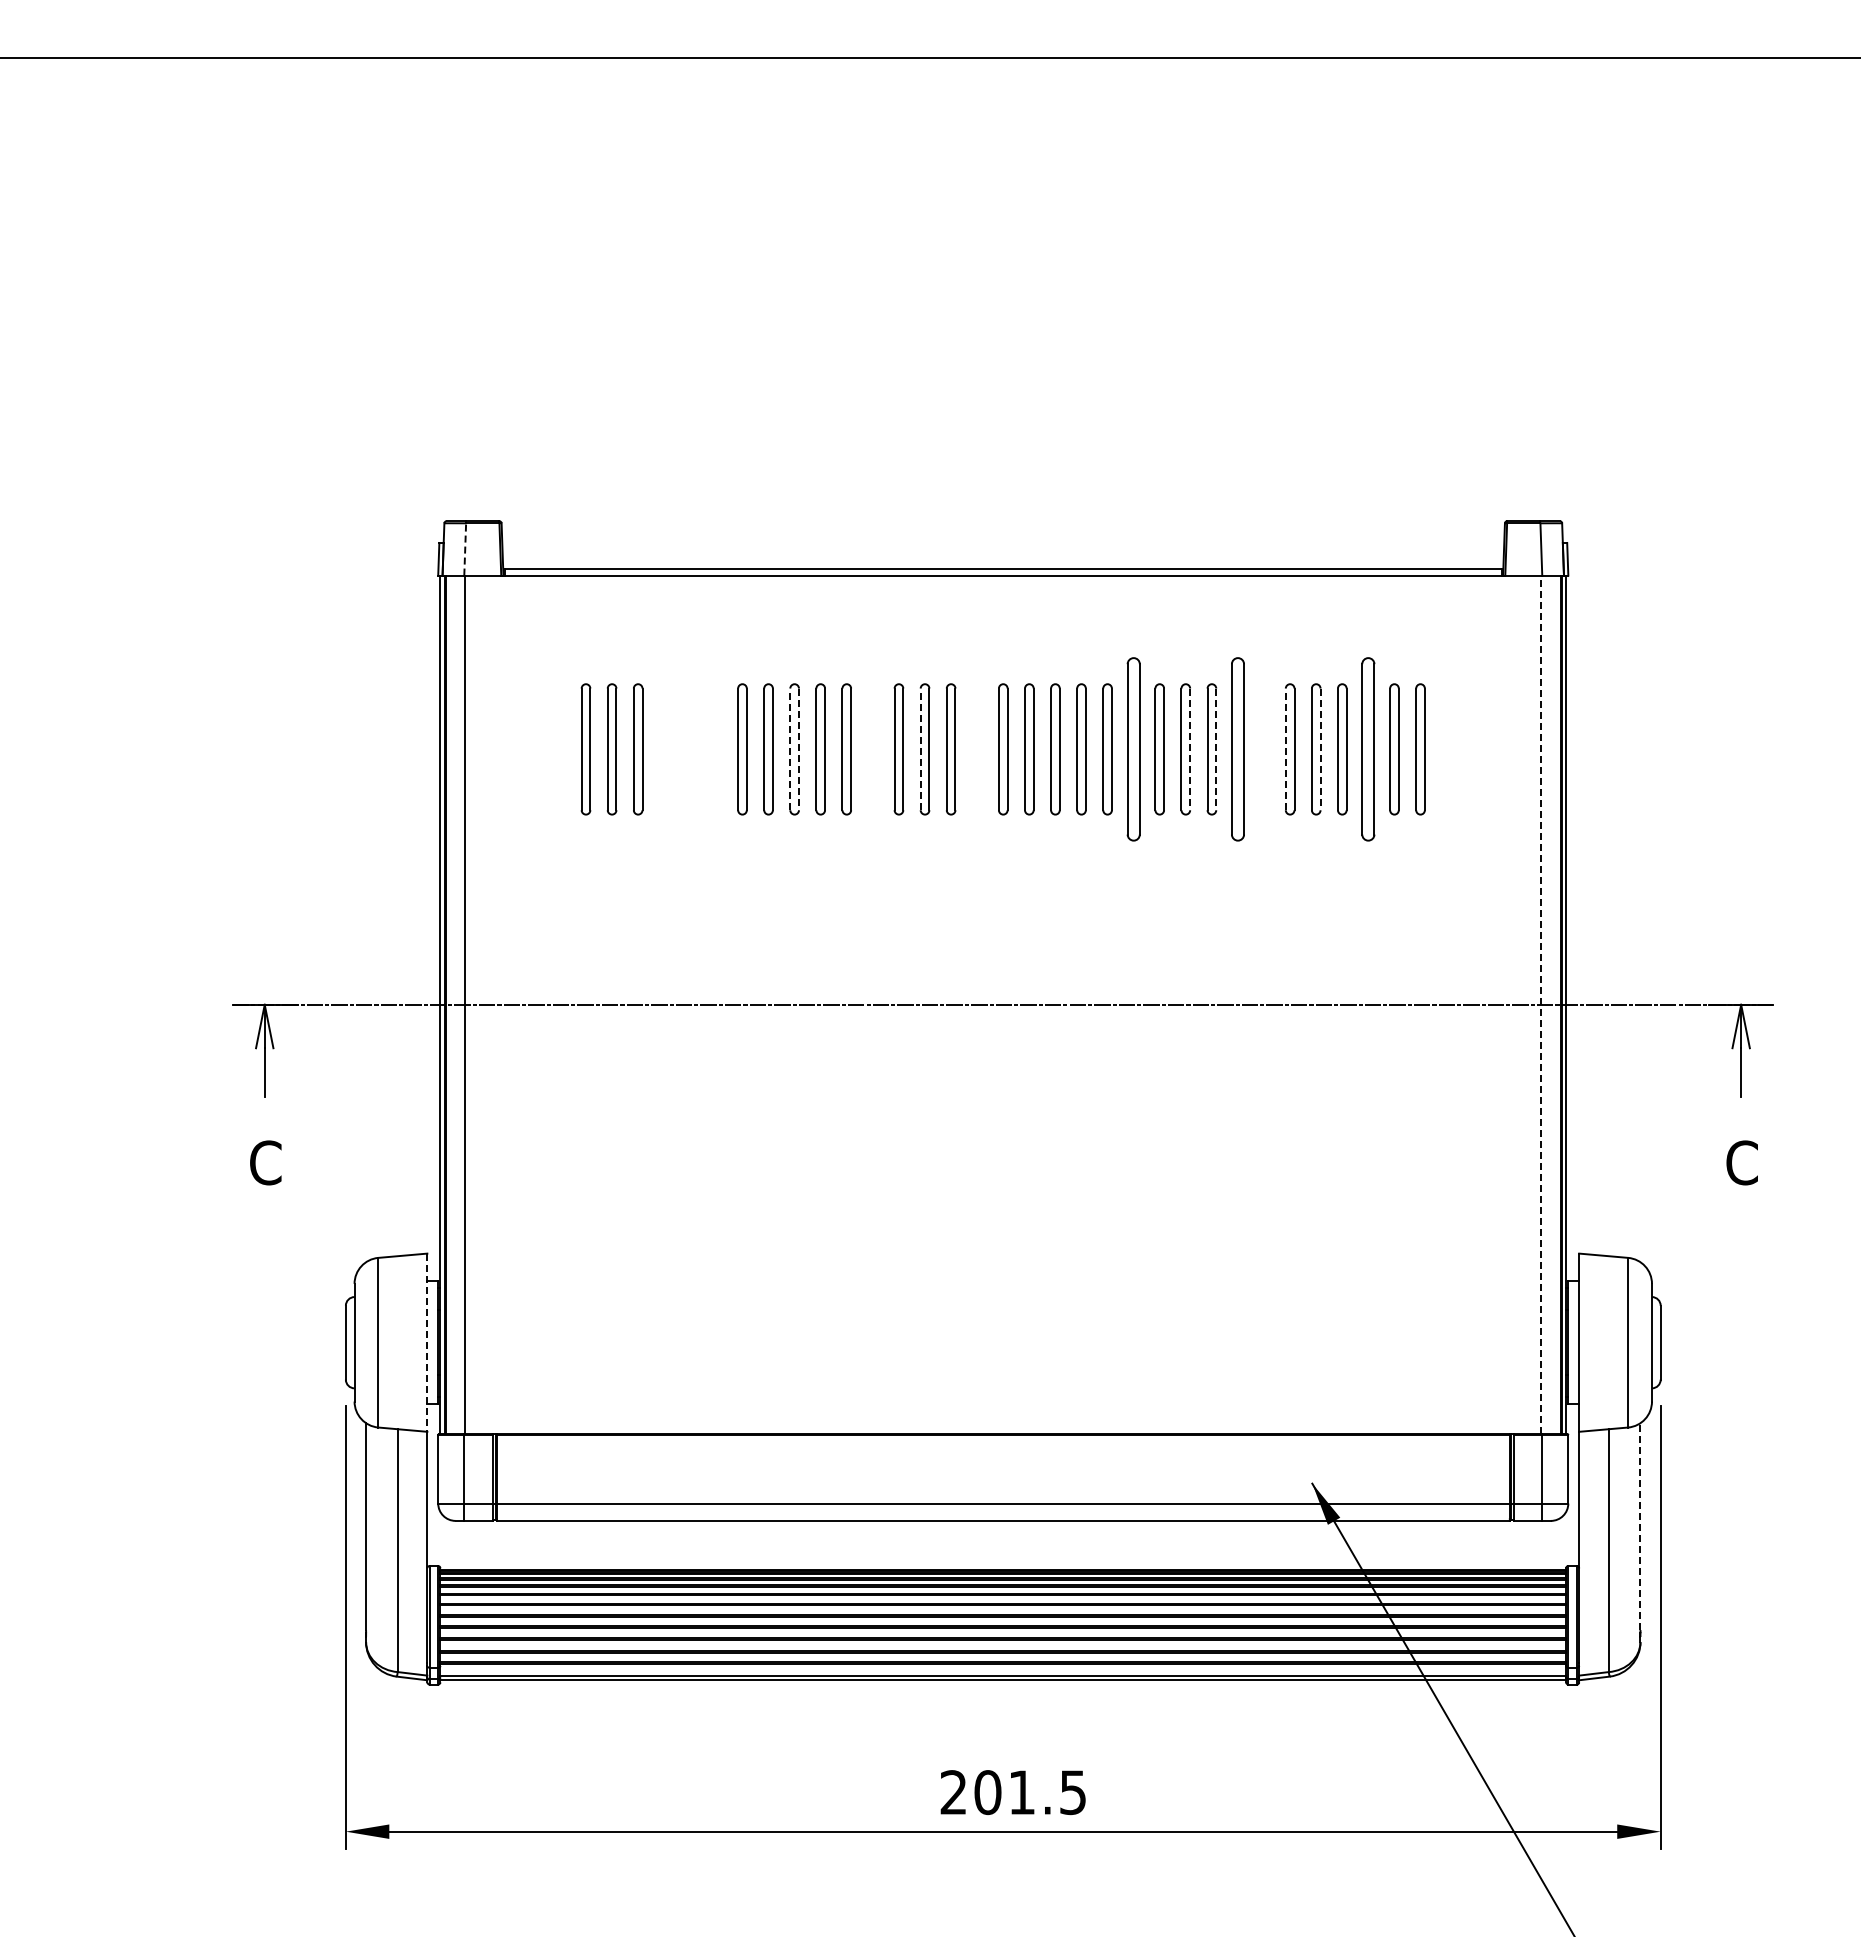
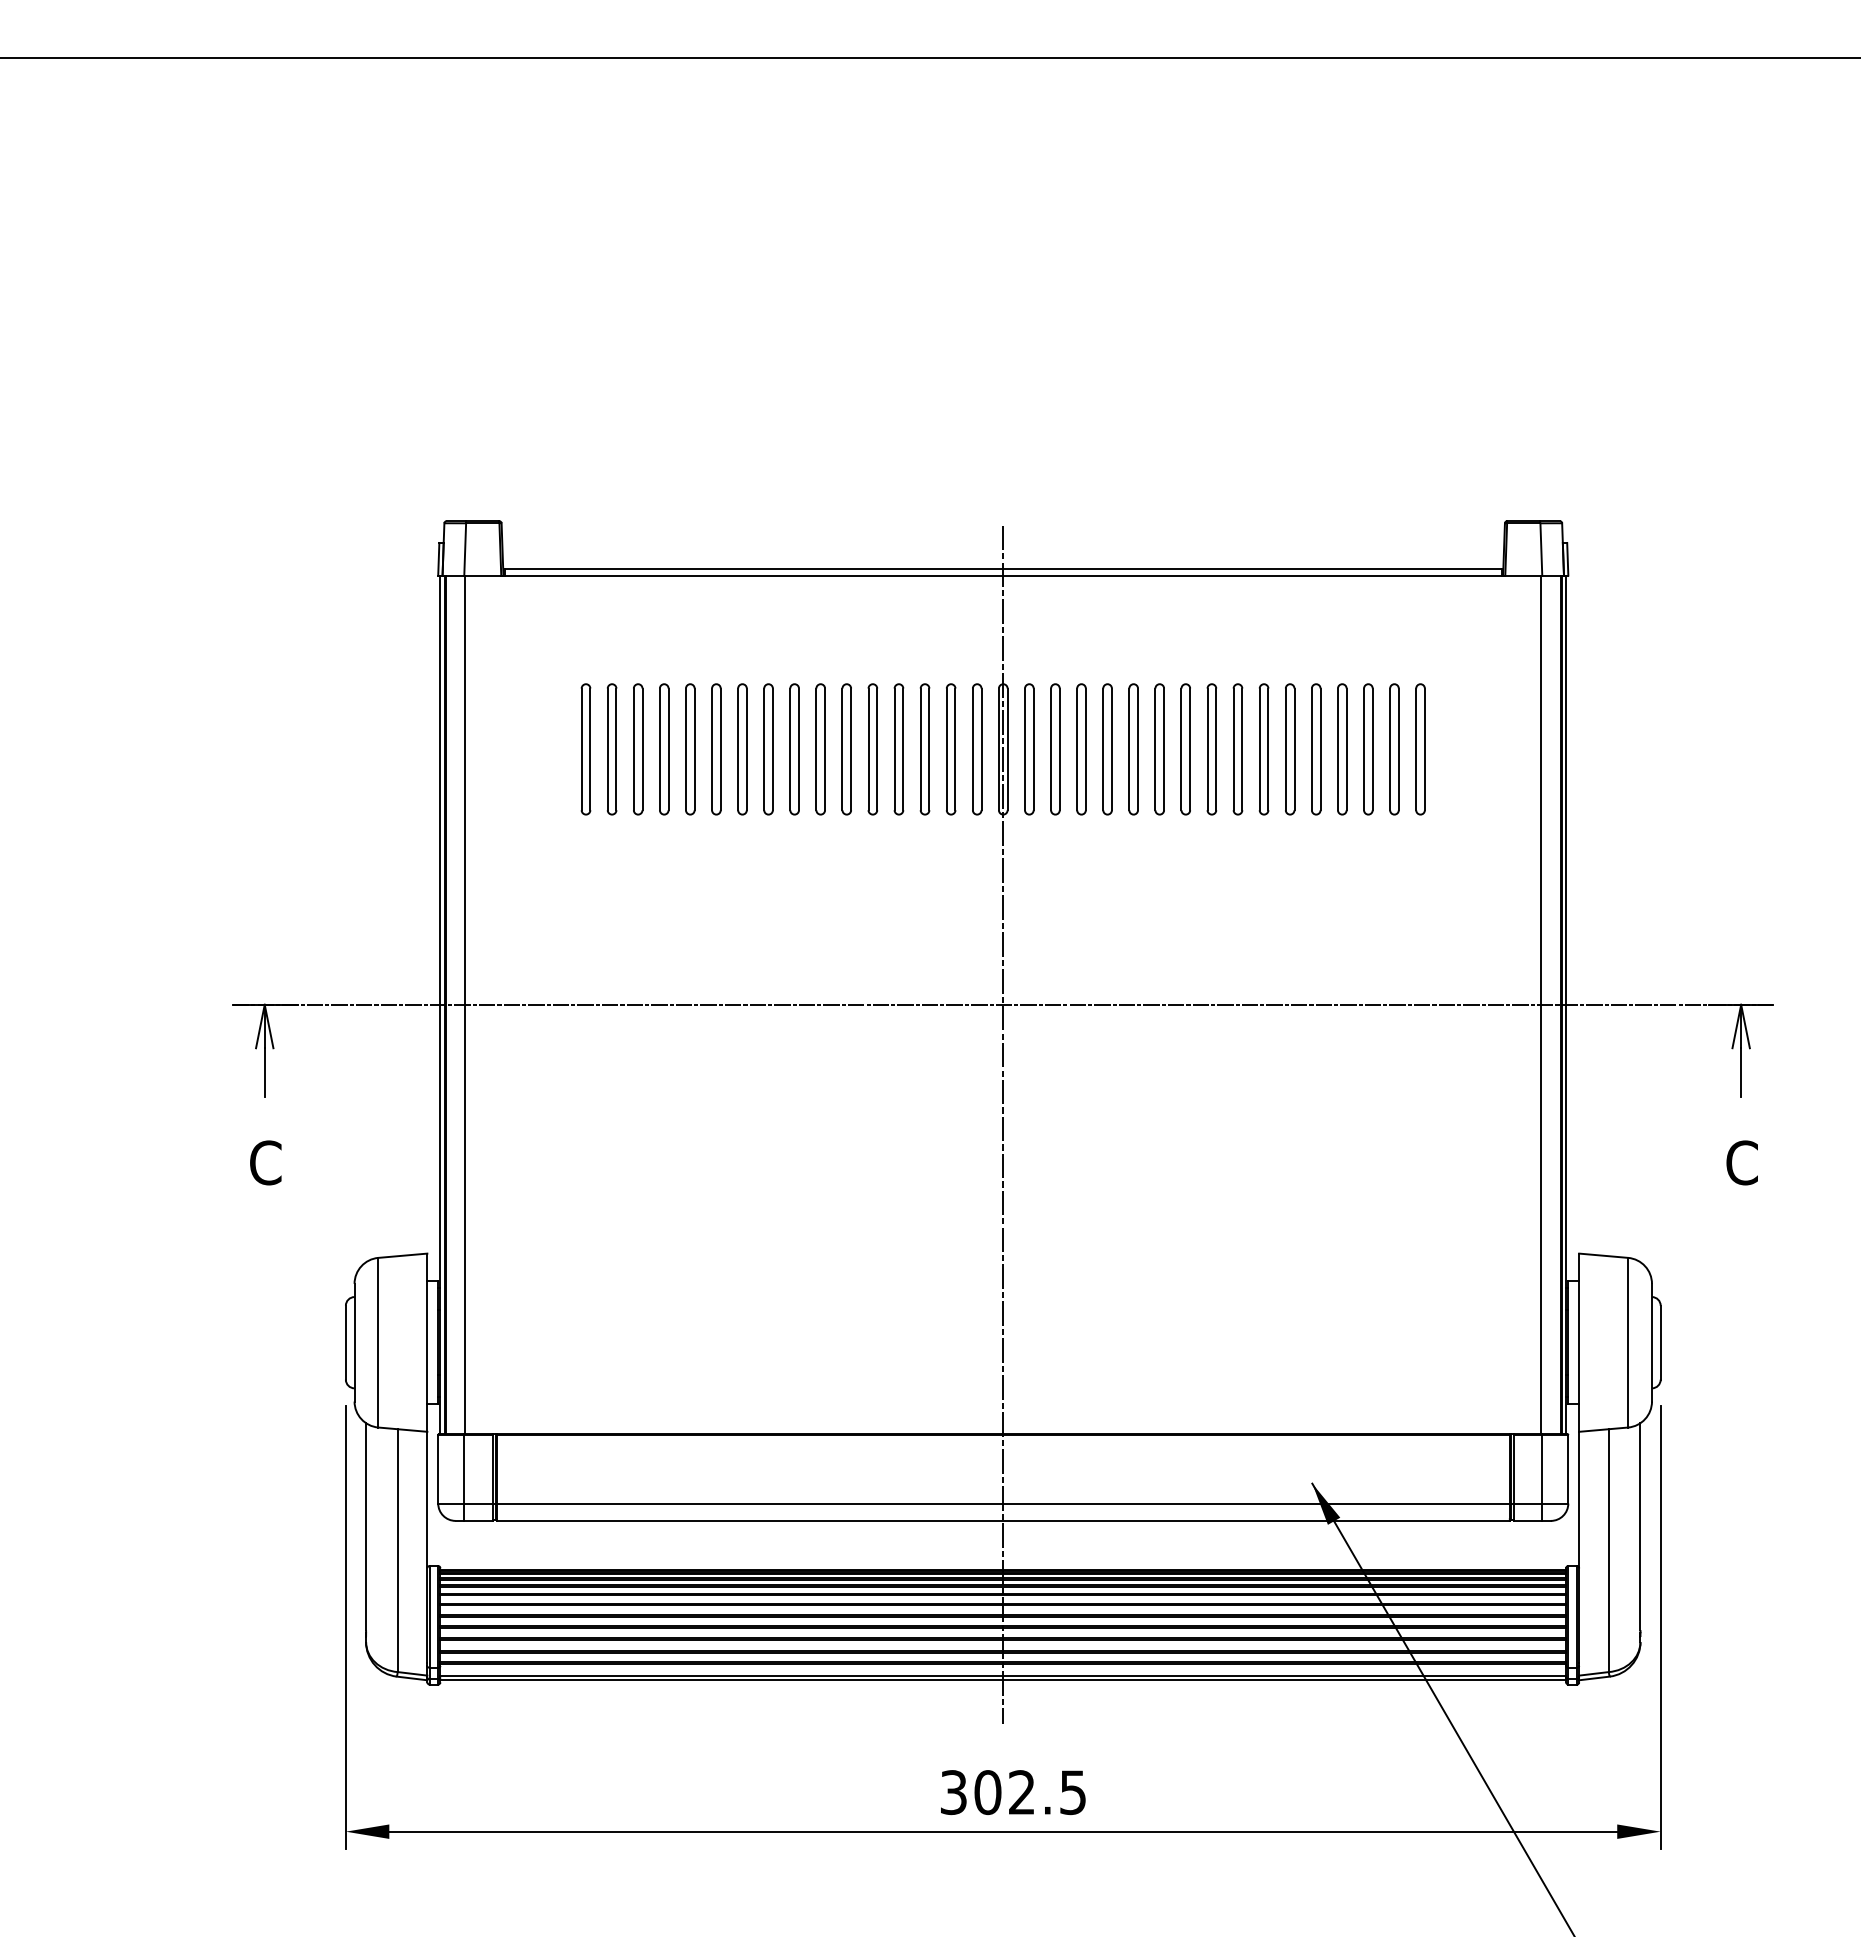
line: dashed -> solid (465, 548)
part: none -> present (664, 749)
part: none -> present (690, 749)
part: none -> present (716, 749)
line: dashed -> solid (790, 749)
line: dashed -> solid (798, 749)
part: none -> present (872, 749)
line: dashed -> solid (920, 749)
part: none -> present (977, 749)
part size: 15x185 px -> 11x133 px (1133, 749)
line: dashed -> solid (1190, 749)
line: dashed -> solid (1216, 749)
part size: 14x185 px -> 12x133 px (1237, 749)
part: none -> present (1263, 749)
line: dashed -> solid (1285, 749)
line: dashed -> solid (1320, 749)
part size: 15x185 px -> 11x133 px (1368, 749)
line: dashed -> solid (1541, 1004)
line: none -> present (1003, 1124)
line: dashed -> solid (427, 1343)
line: dashed -> solid (1640, 1526)
text: 201.5 -> 302.5 (987, 1792)
